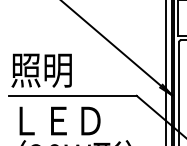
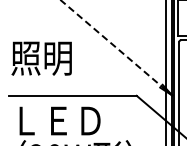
line: solid -> dashed (111, 43)
text position: (41, 70) -> (41, 58) (41, 58)
